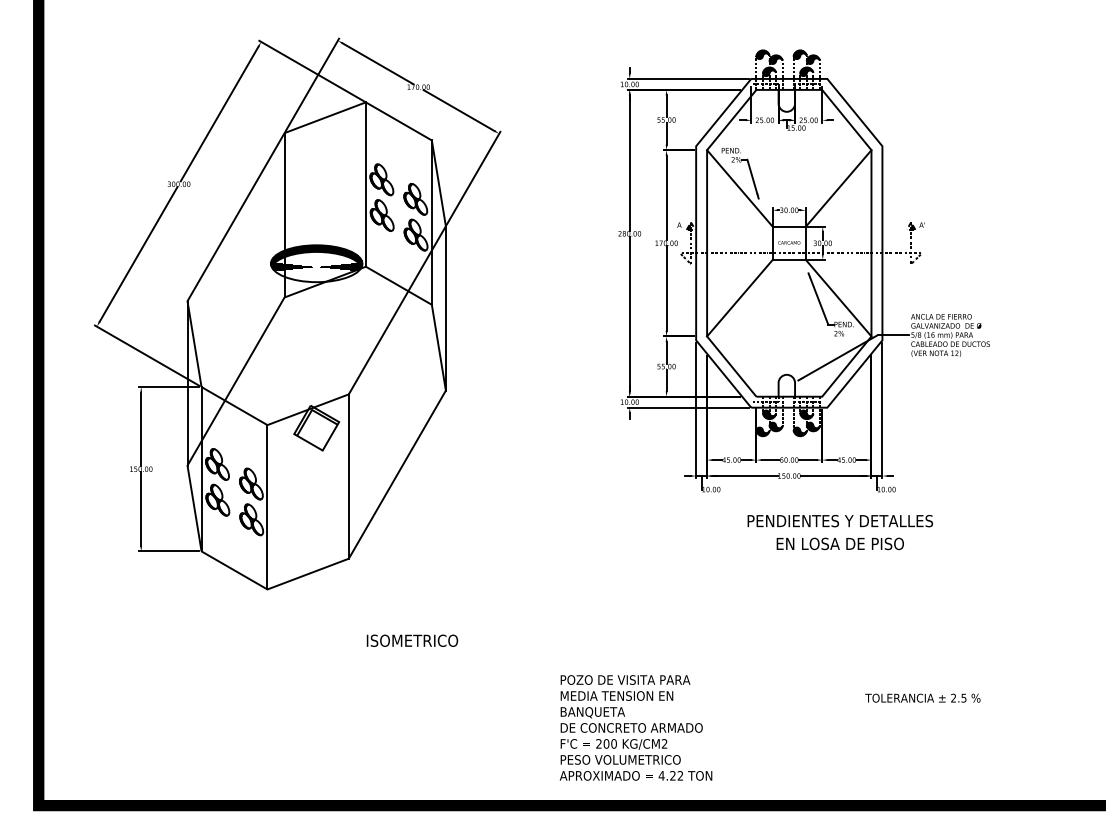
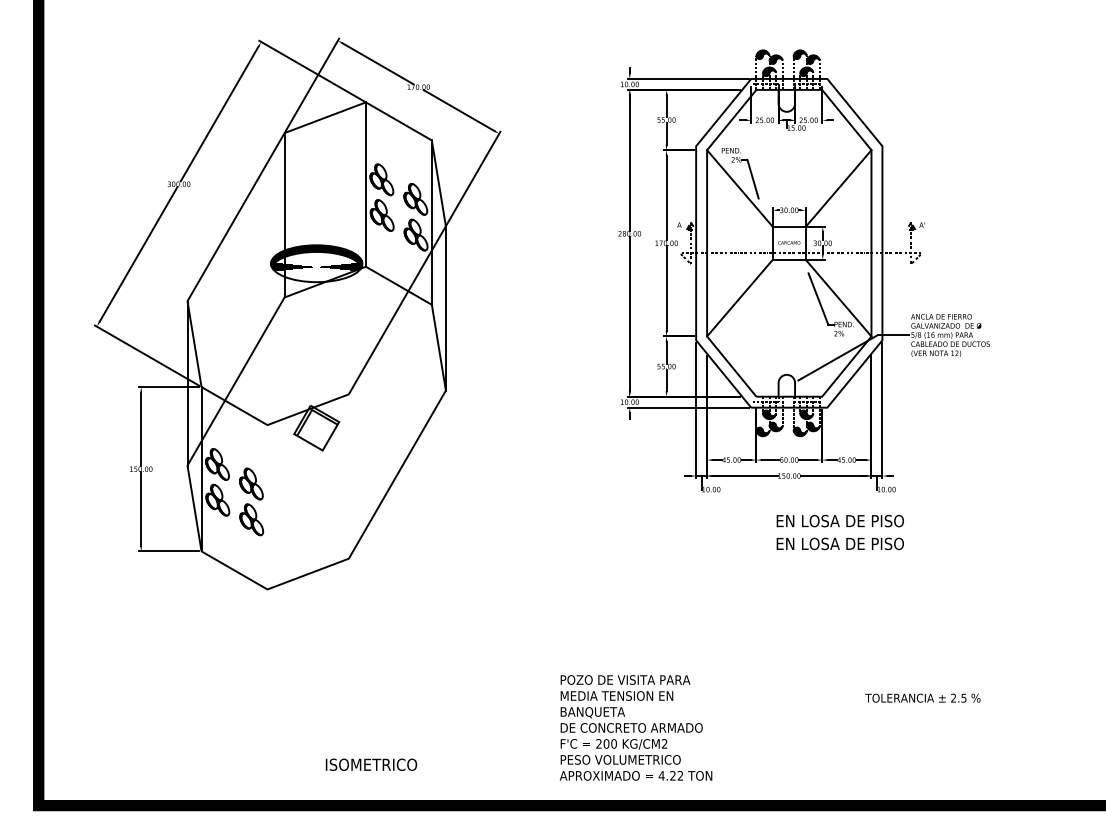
line: present -> none (348, 476)
line: present -> none (267, 507)
text: PENDIENTES Y DETALLES -> EN LOSA DE PISO (840, 520)
text position: (412, 640) -> (371, 764) (371, 764)
